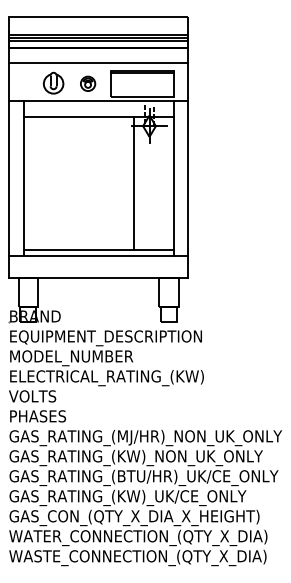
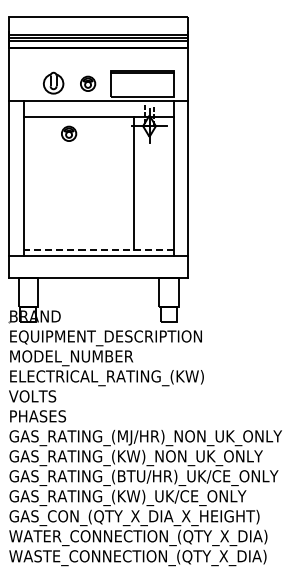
line: present -> none (98, 62)
part: none -> present (69, 133)
line: solid -> dashed (98, 249)
